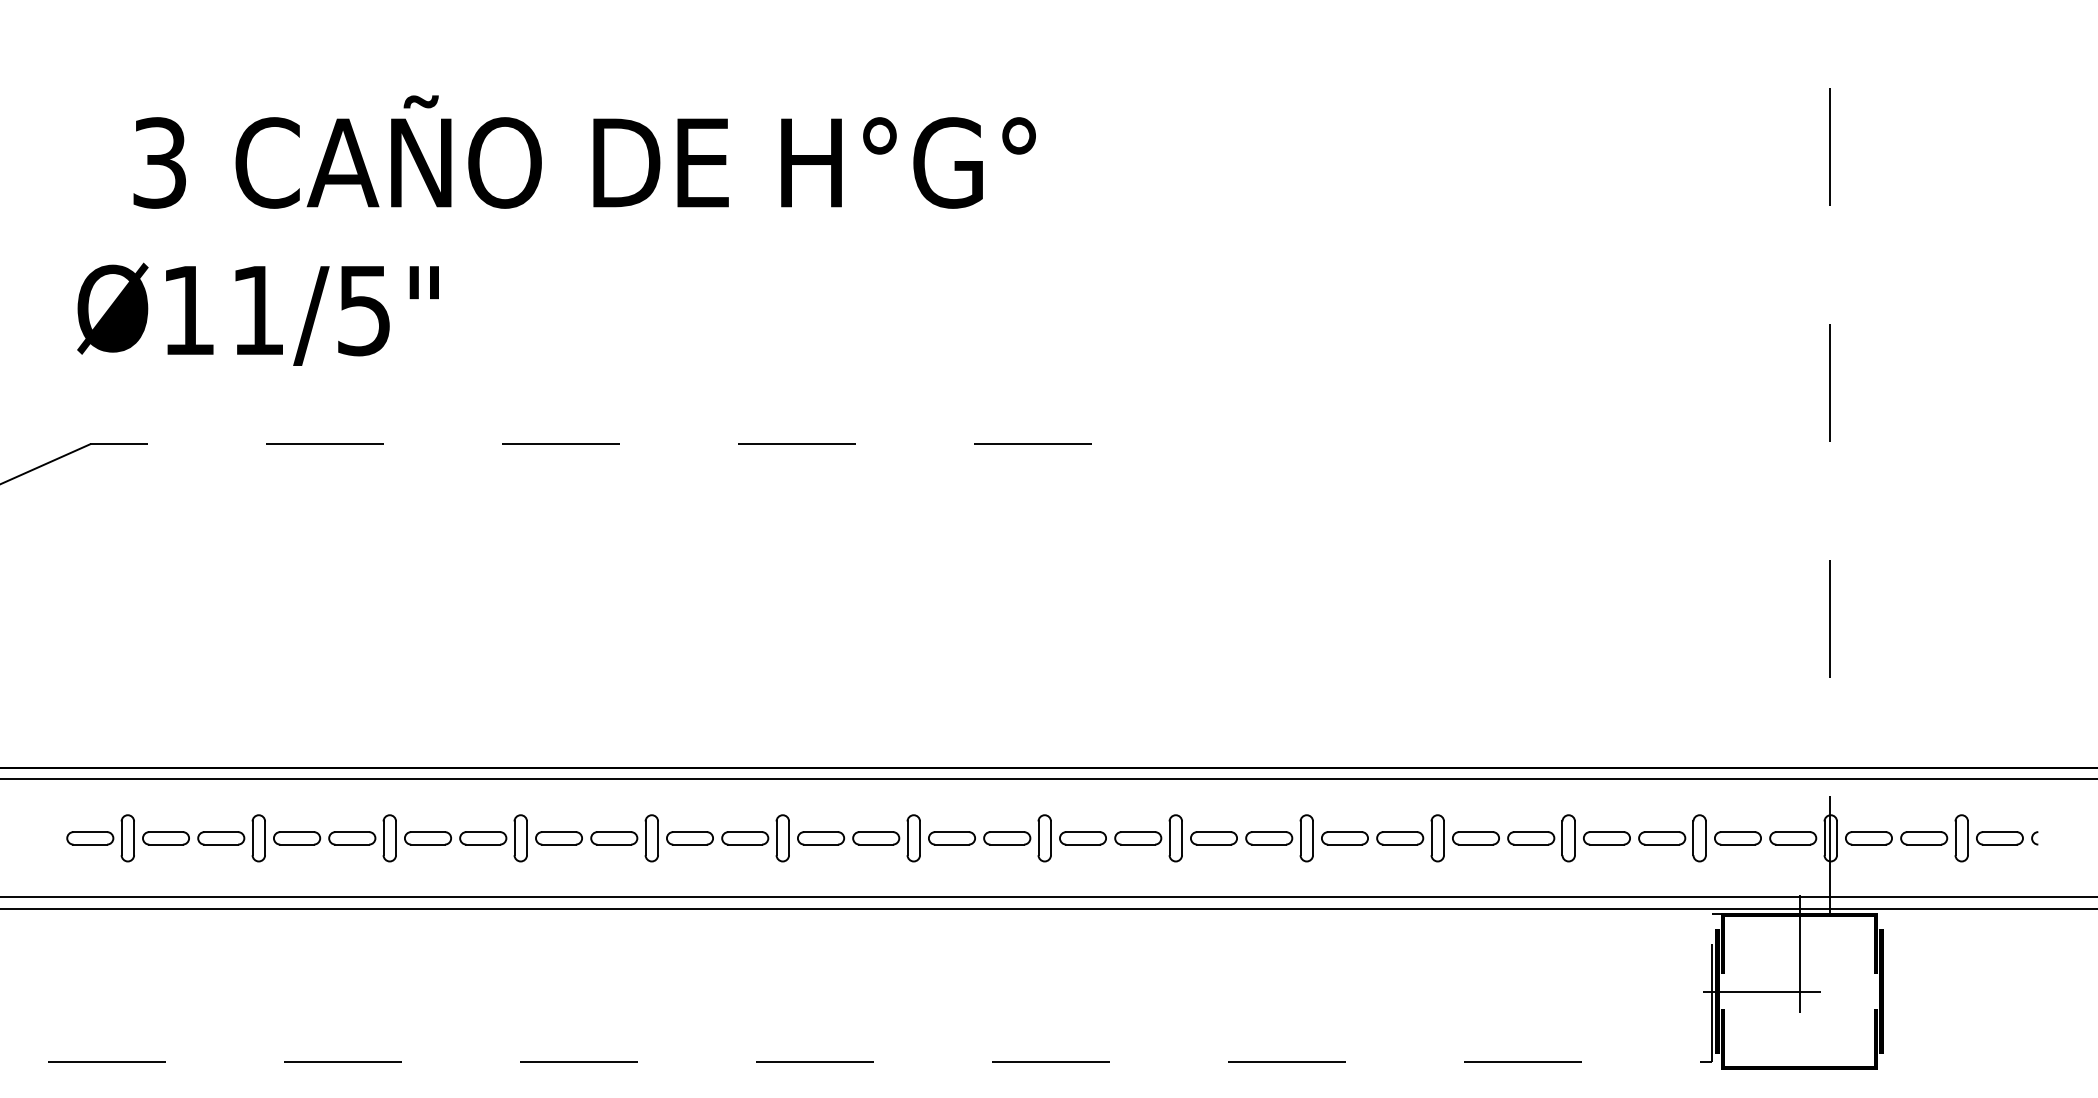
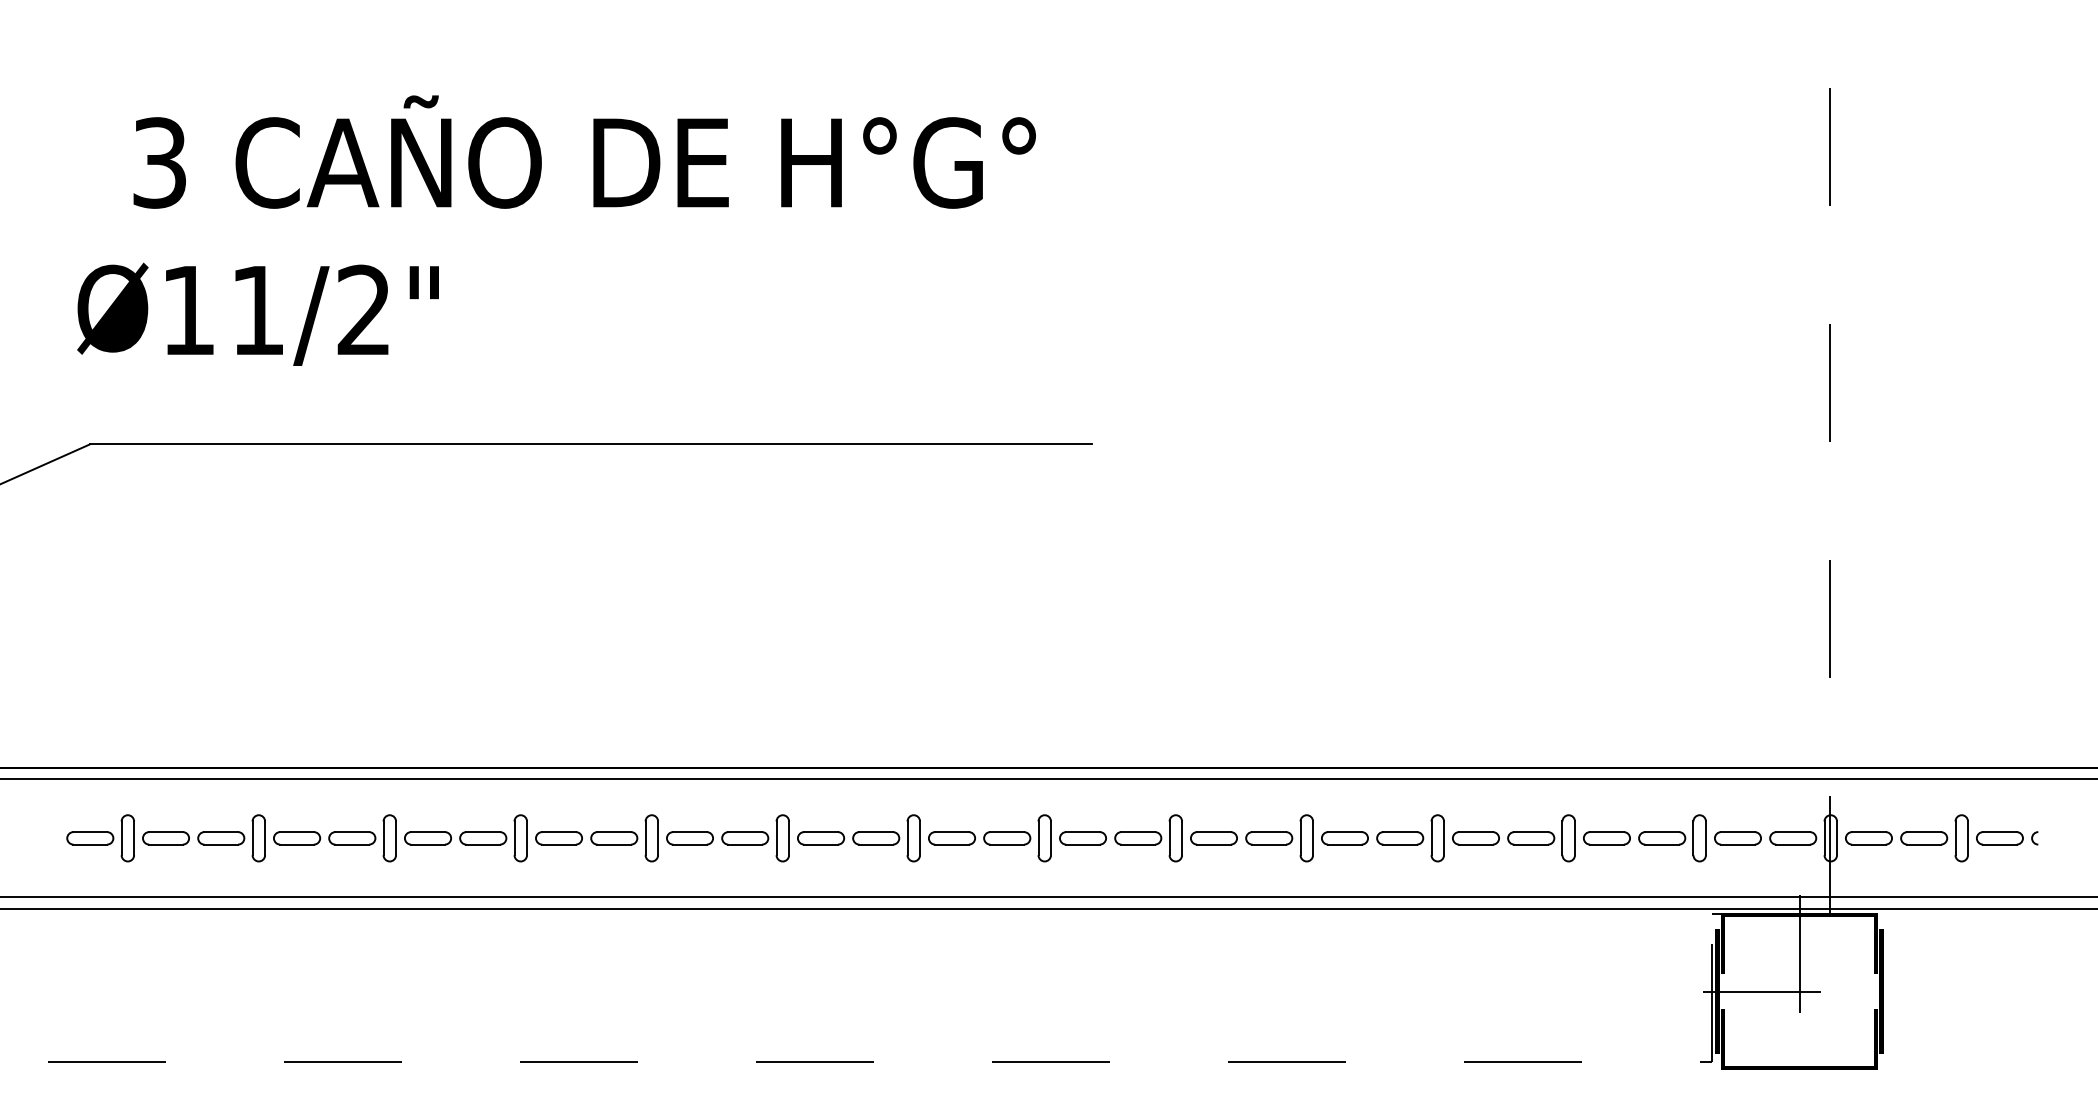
text: 11/5" -> 11/2" (363, 310)
line: dashed -> solid (591, 444)
